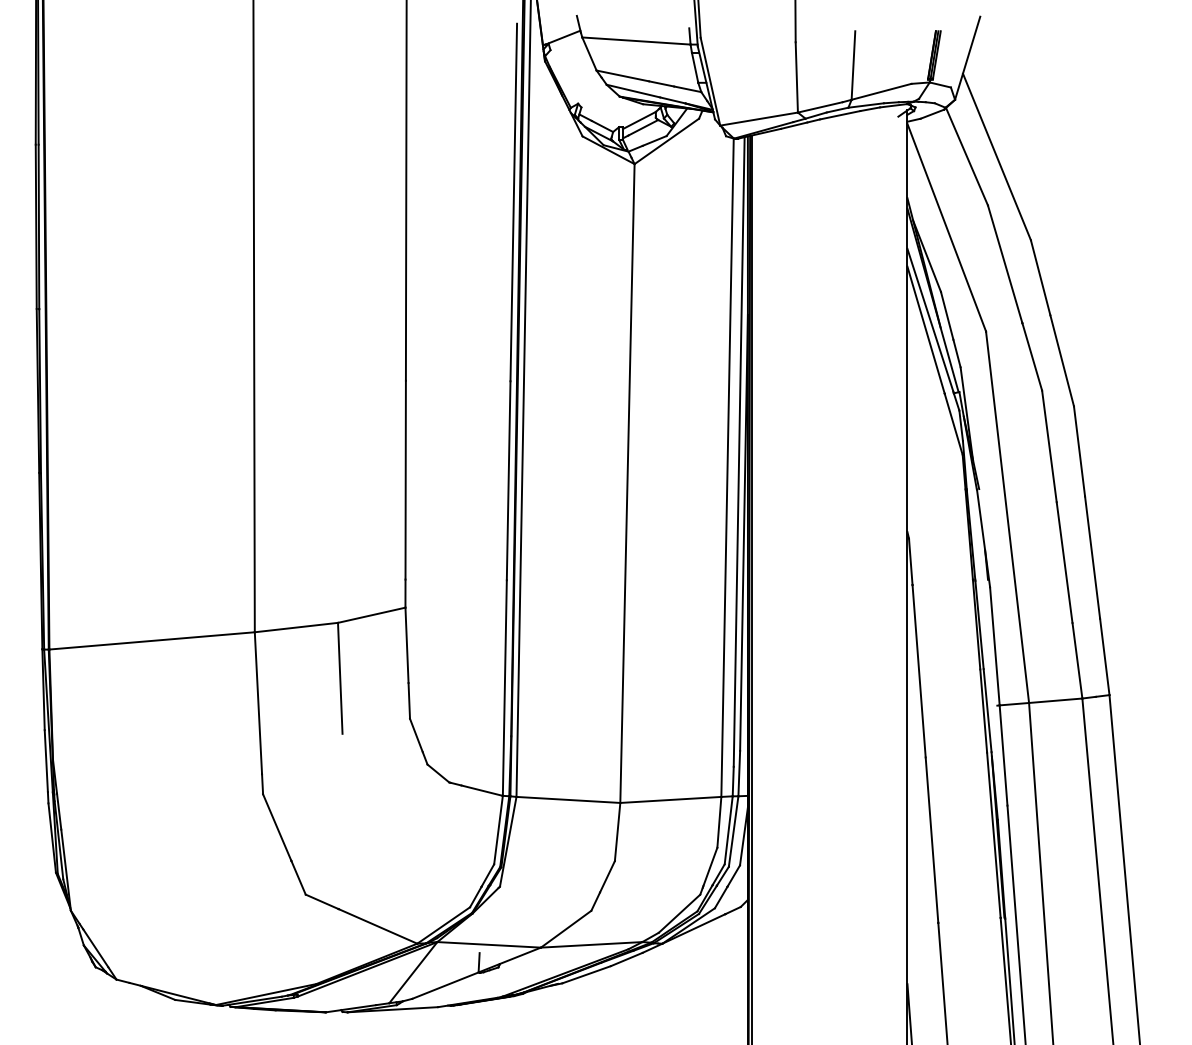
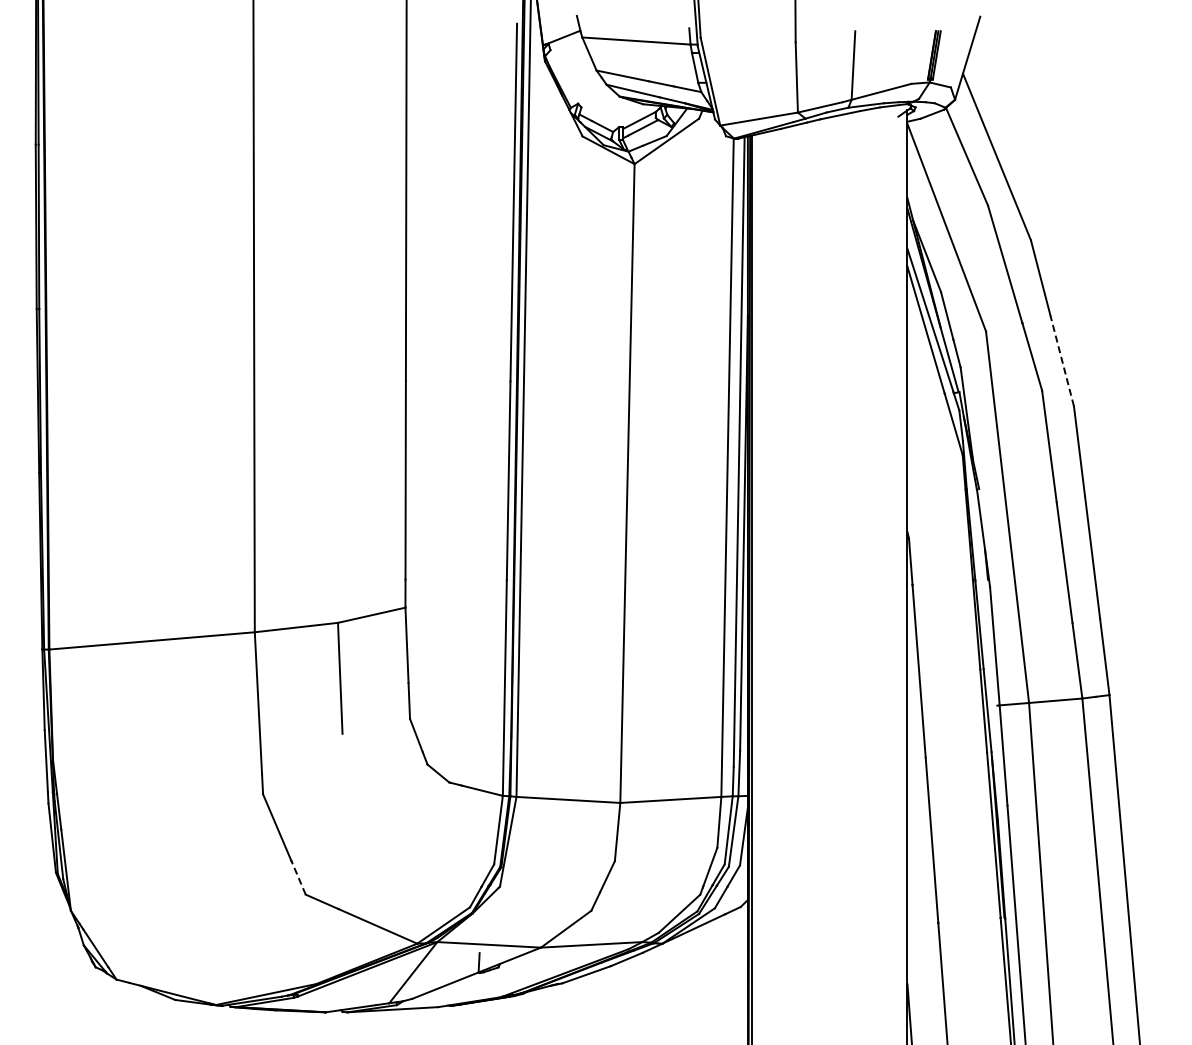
line: solid -> dashed (1062, 360)
line: solid -> dashed (298, 877)
